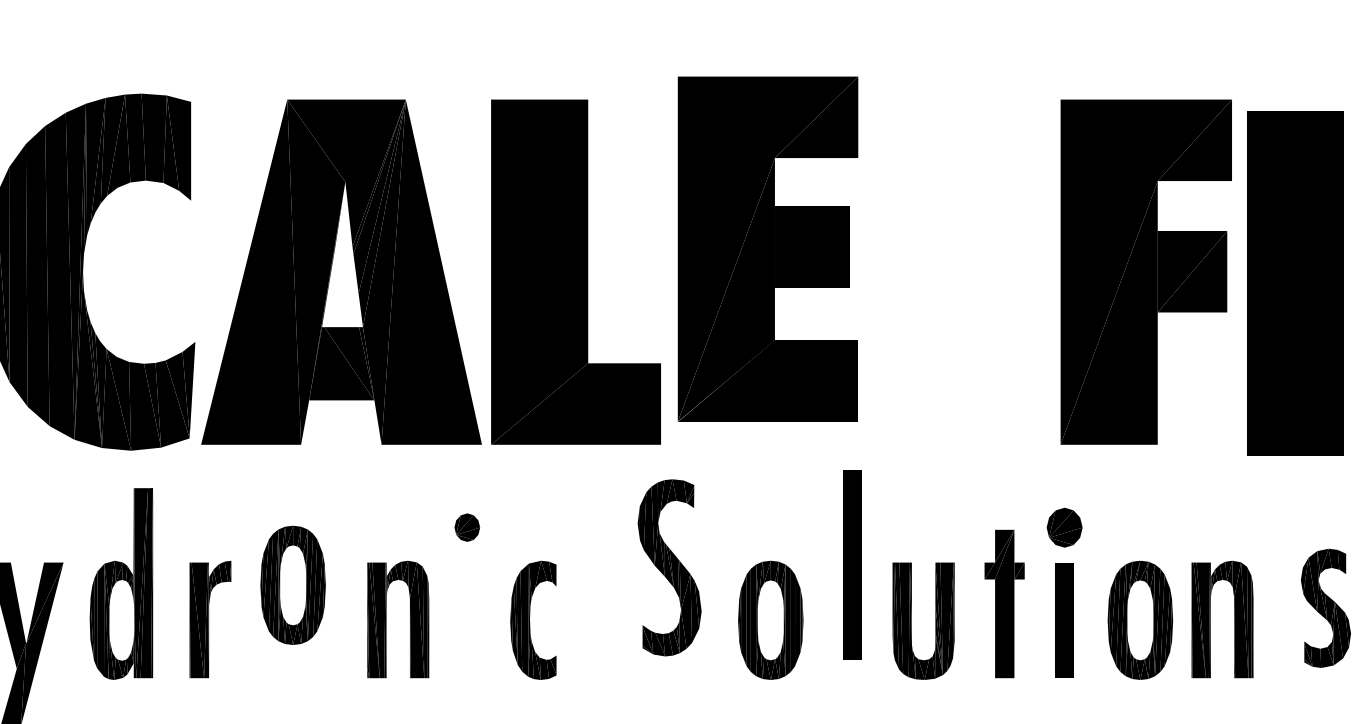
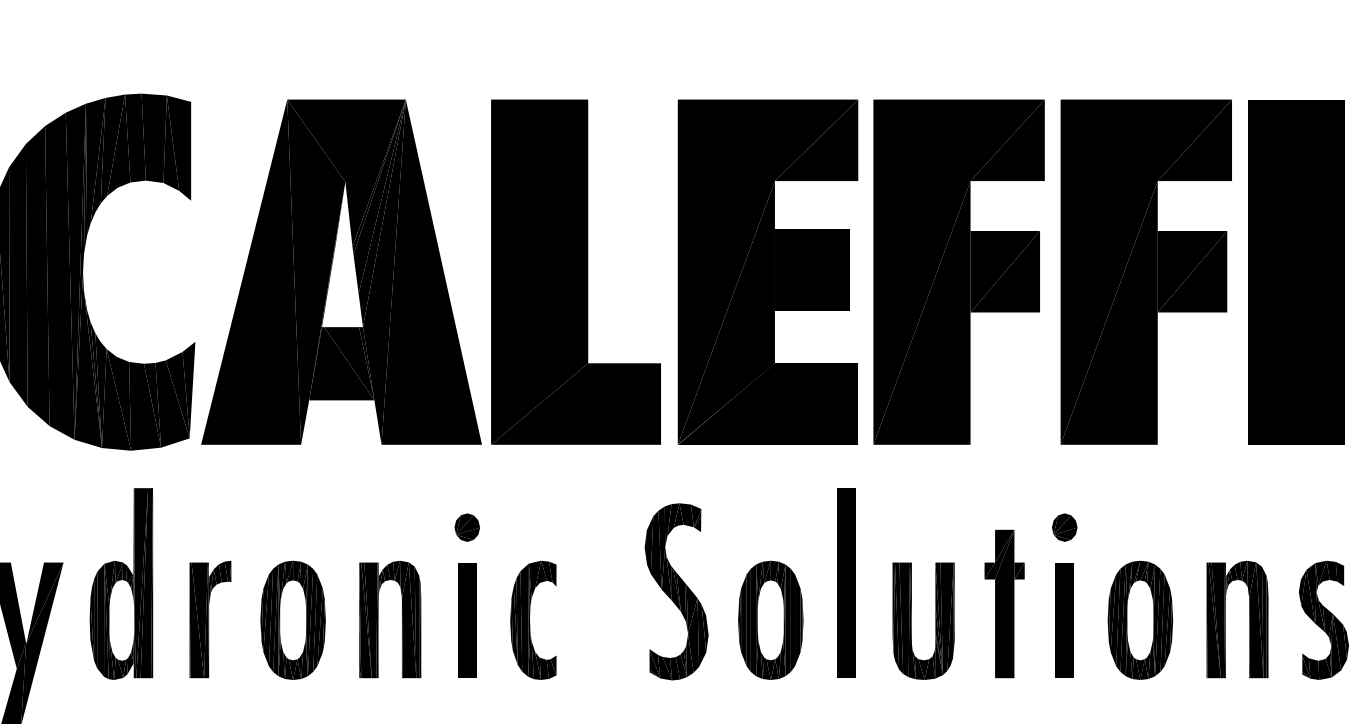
part position: (767, 248) -> (767, 271) (767, 271)
part: none -> present (958, 271)
part position: (1295, 283) -> (1296, 272) (1296, 272)
part size: 37x41 px -> 26x29 px (1064, 527)
part position: (852, 564) -> (846, 582) (846, 582)
part position: (669, 567) -> (676, 591) (676, 591)
part position: (292, 584) -> (292, 619) (292, 619)
part position: (1325, 607) -> (1323, 619) (1323, 619)
part position: (386, 619) -> (378, 619) (378, 619)
part position: (1210, 619) -> (1225, 619) (1225, 619)
part: none -> present (467, 620)
